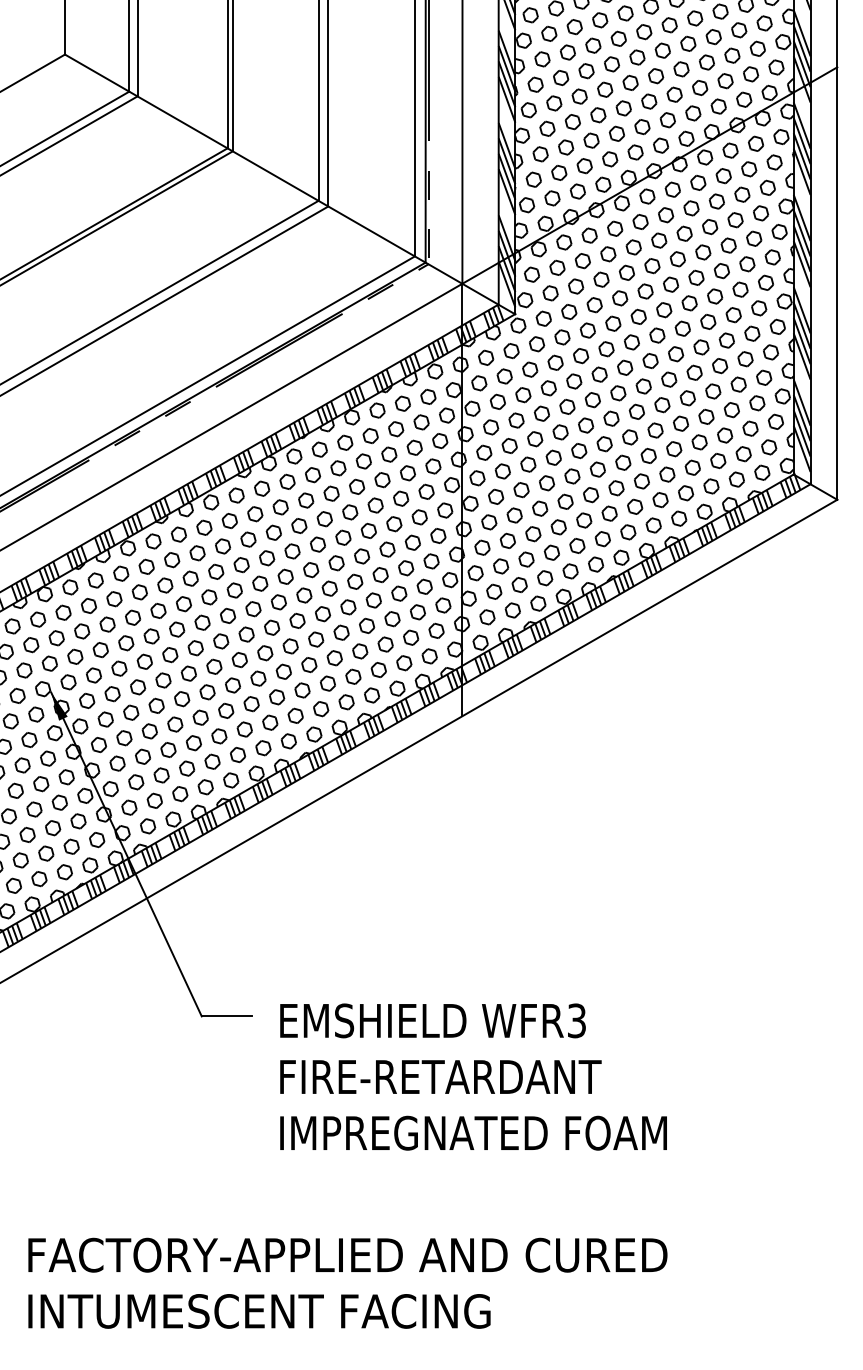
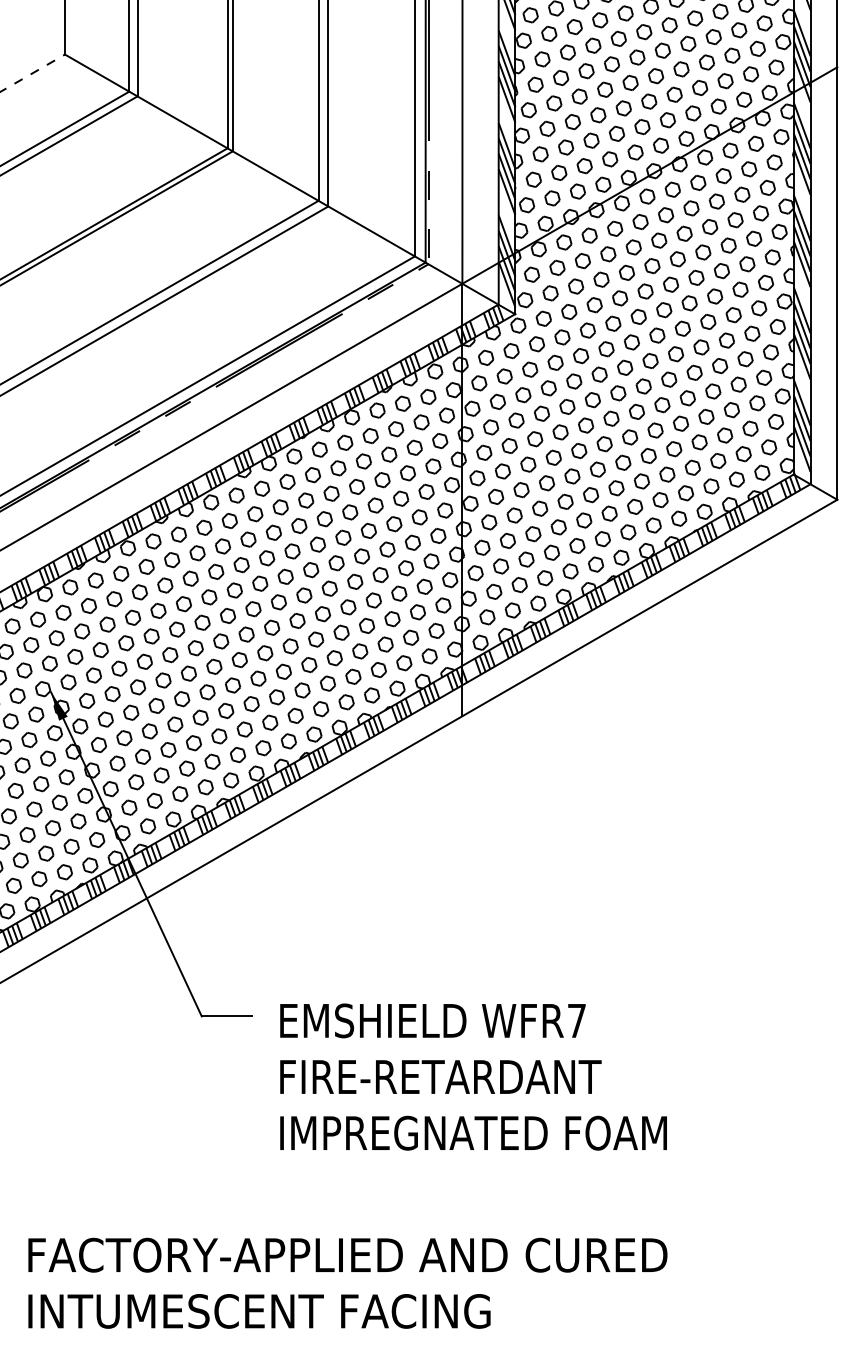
line: solid -> dashed (32, 73)
text: WFR3 -> WFR7 (576, 1020)
